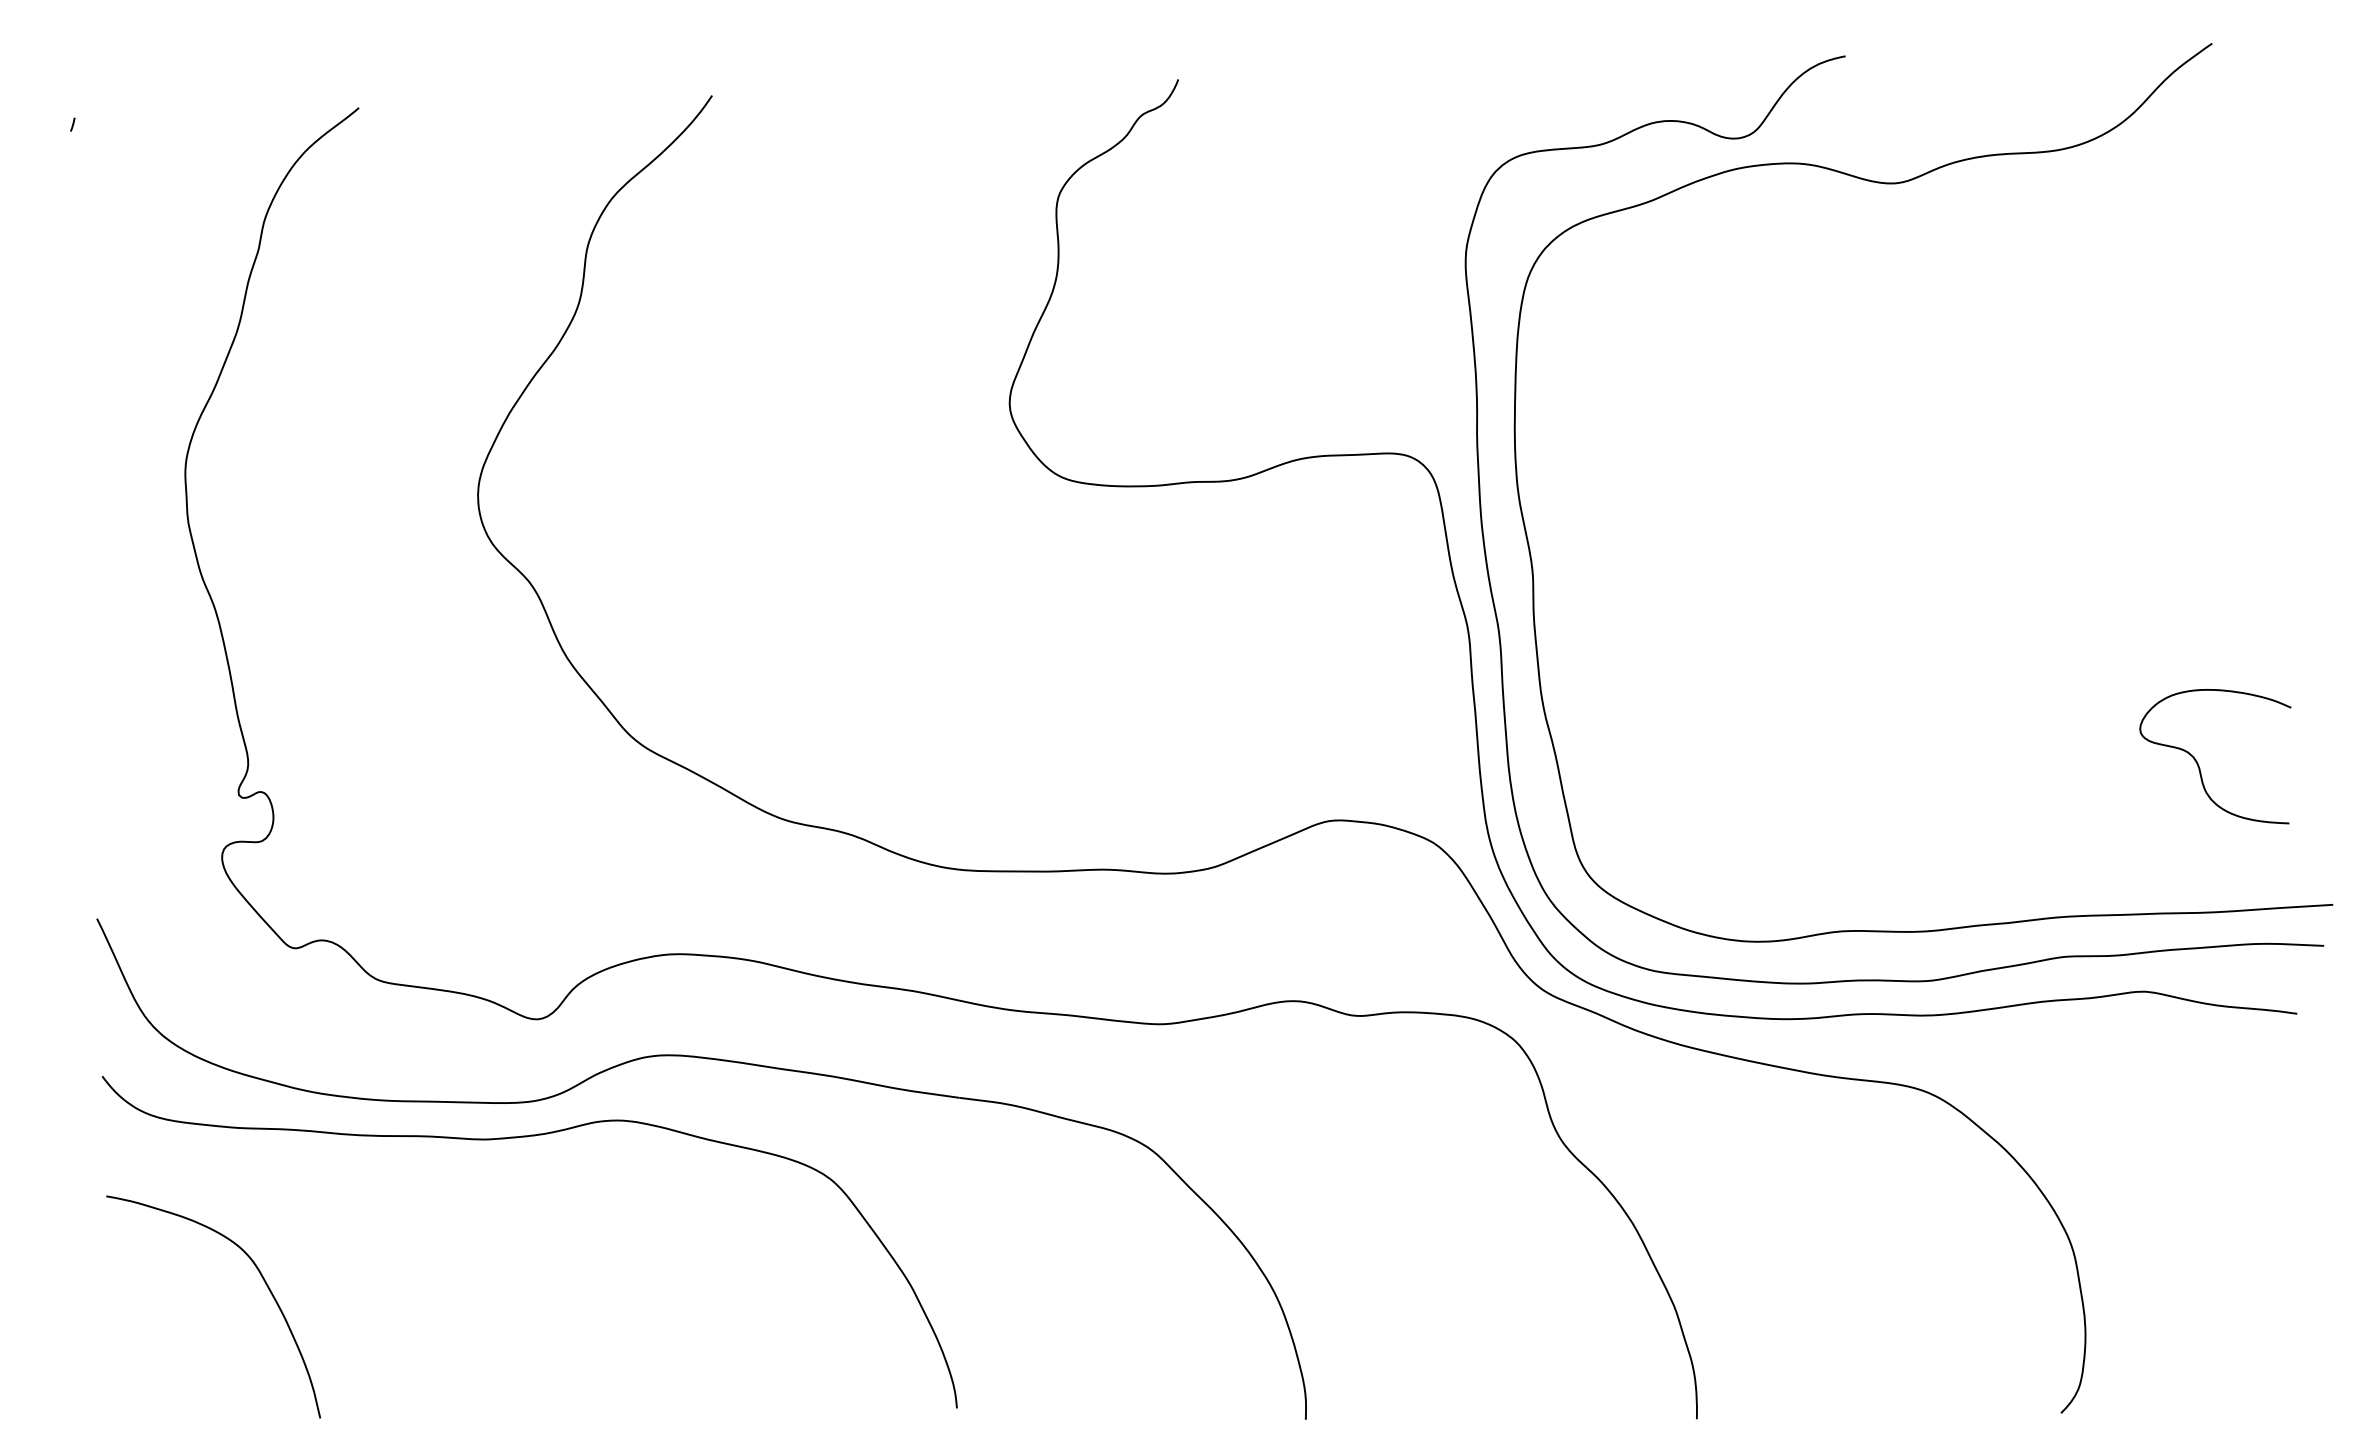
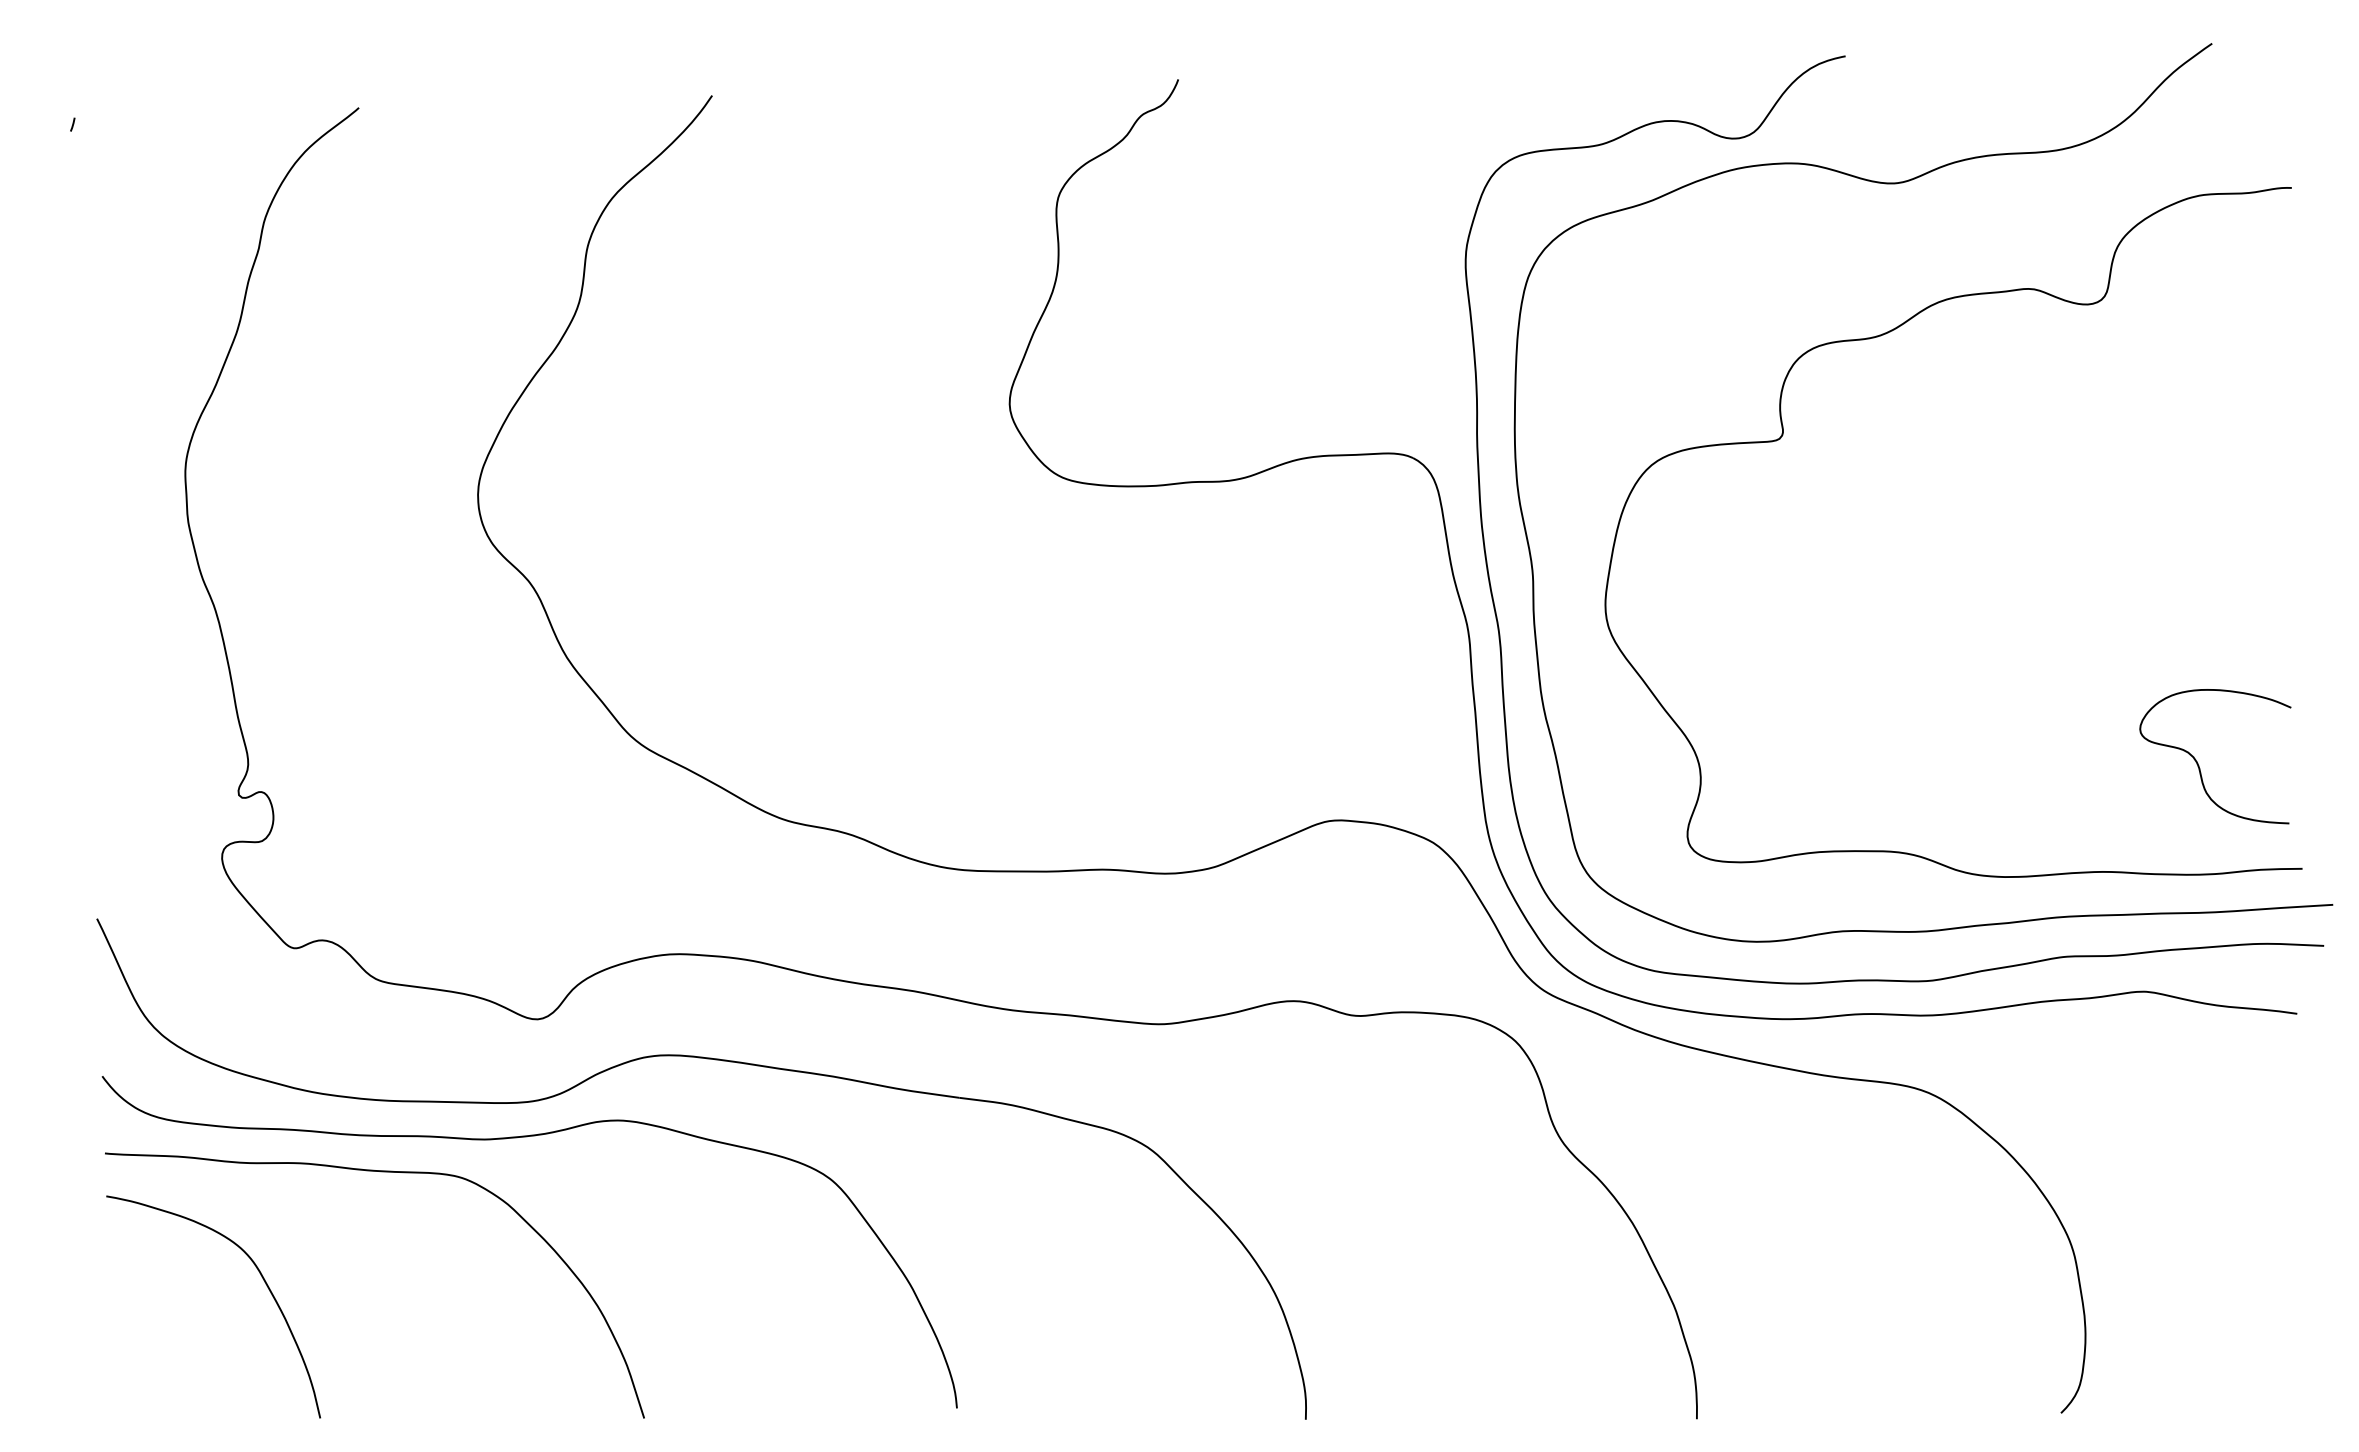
curve: none -> present (1783, 435)
curve: none -> present (380, 1172)
